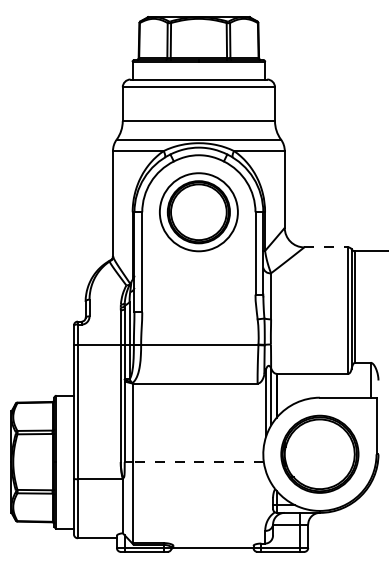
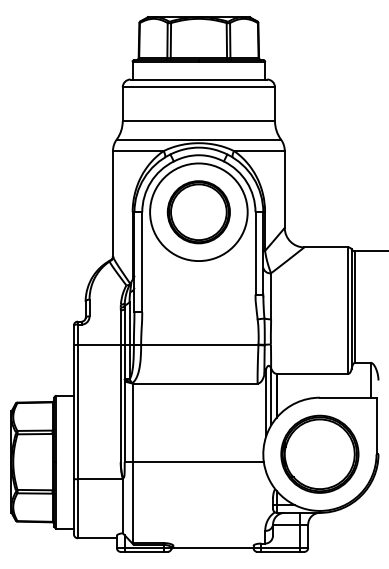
circle diameter: 78 px -> 98 px (198, 212)
line: dashed -> solid (326, 247)
line: dashed -> solid (198, 462)
